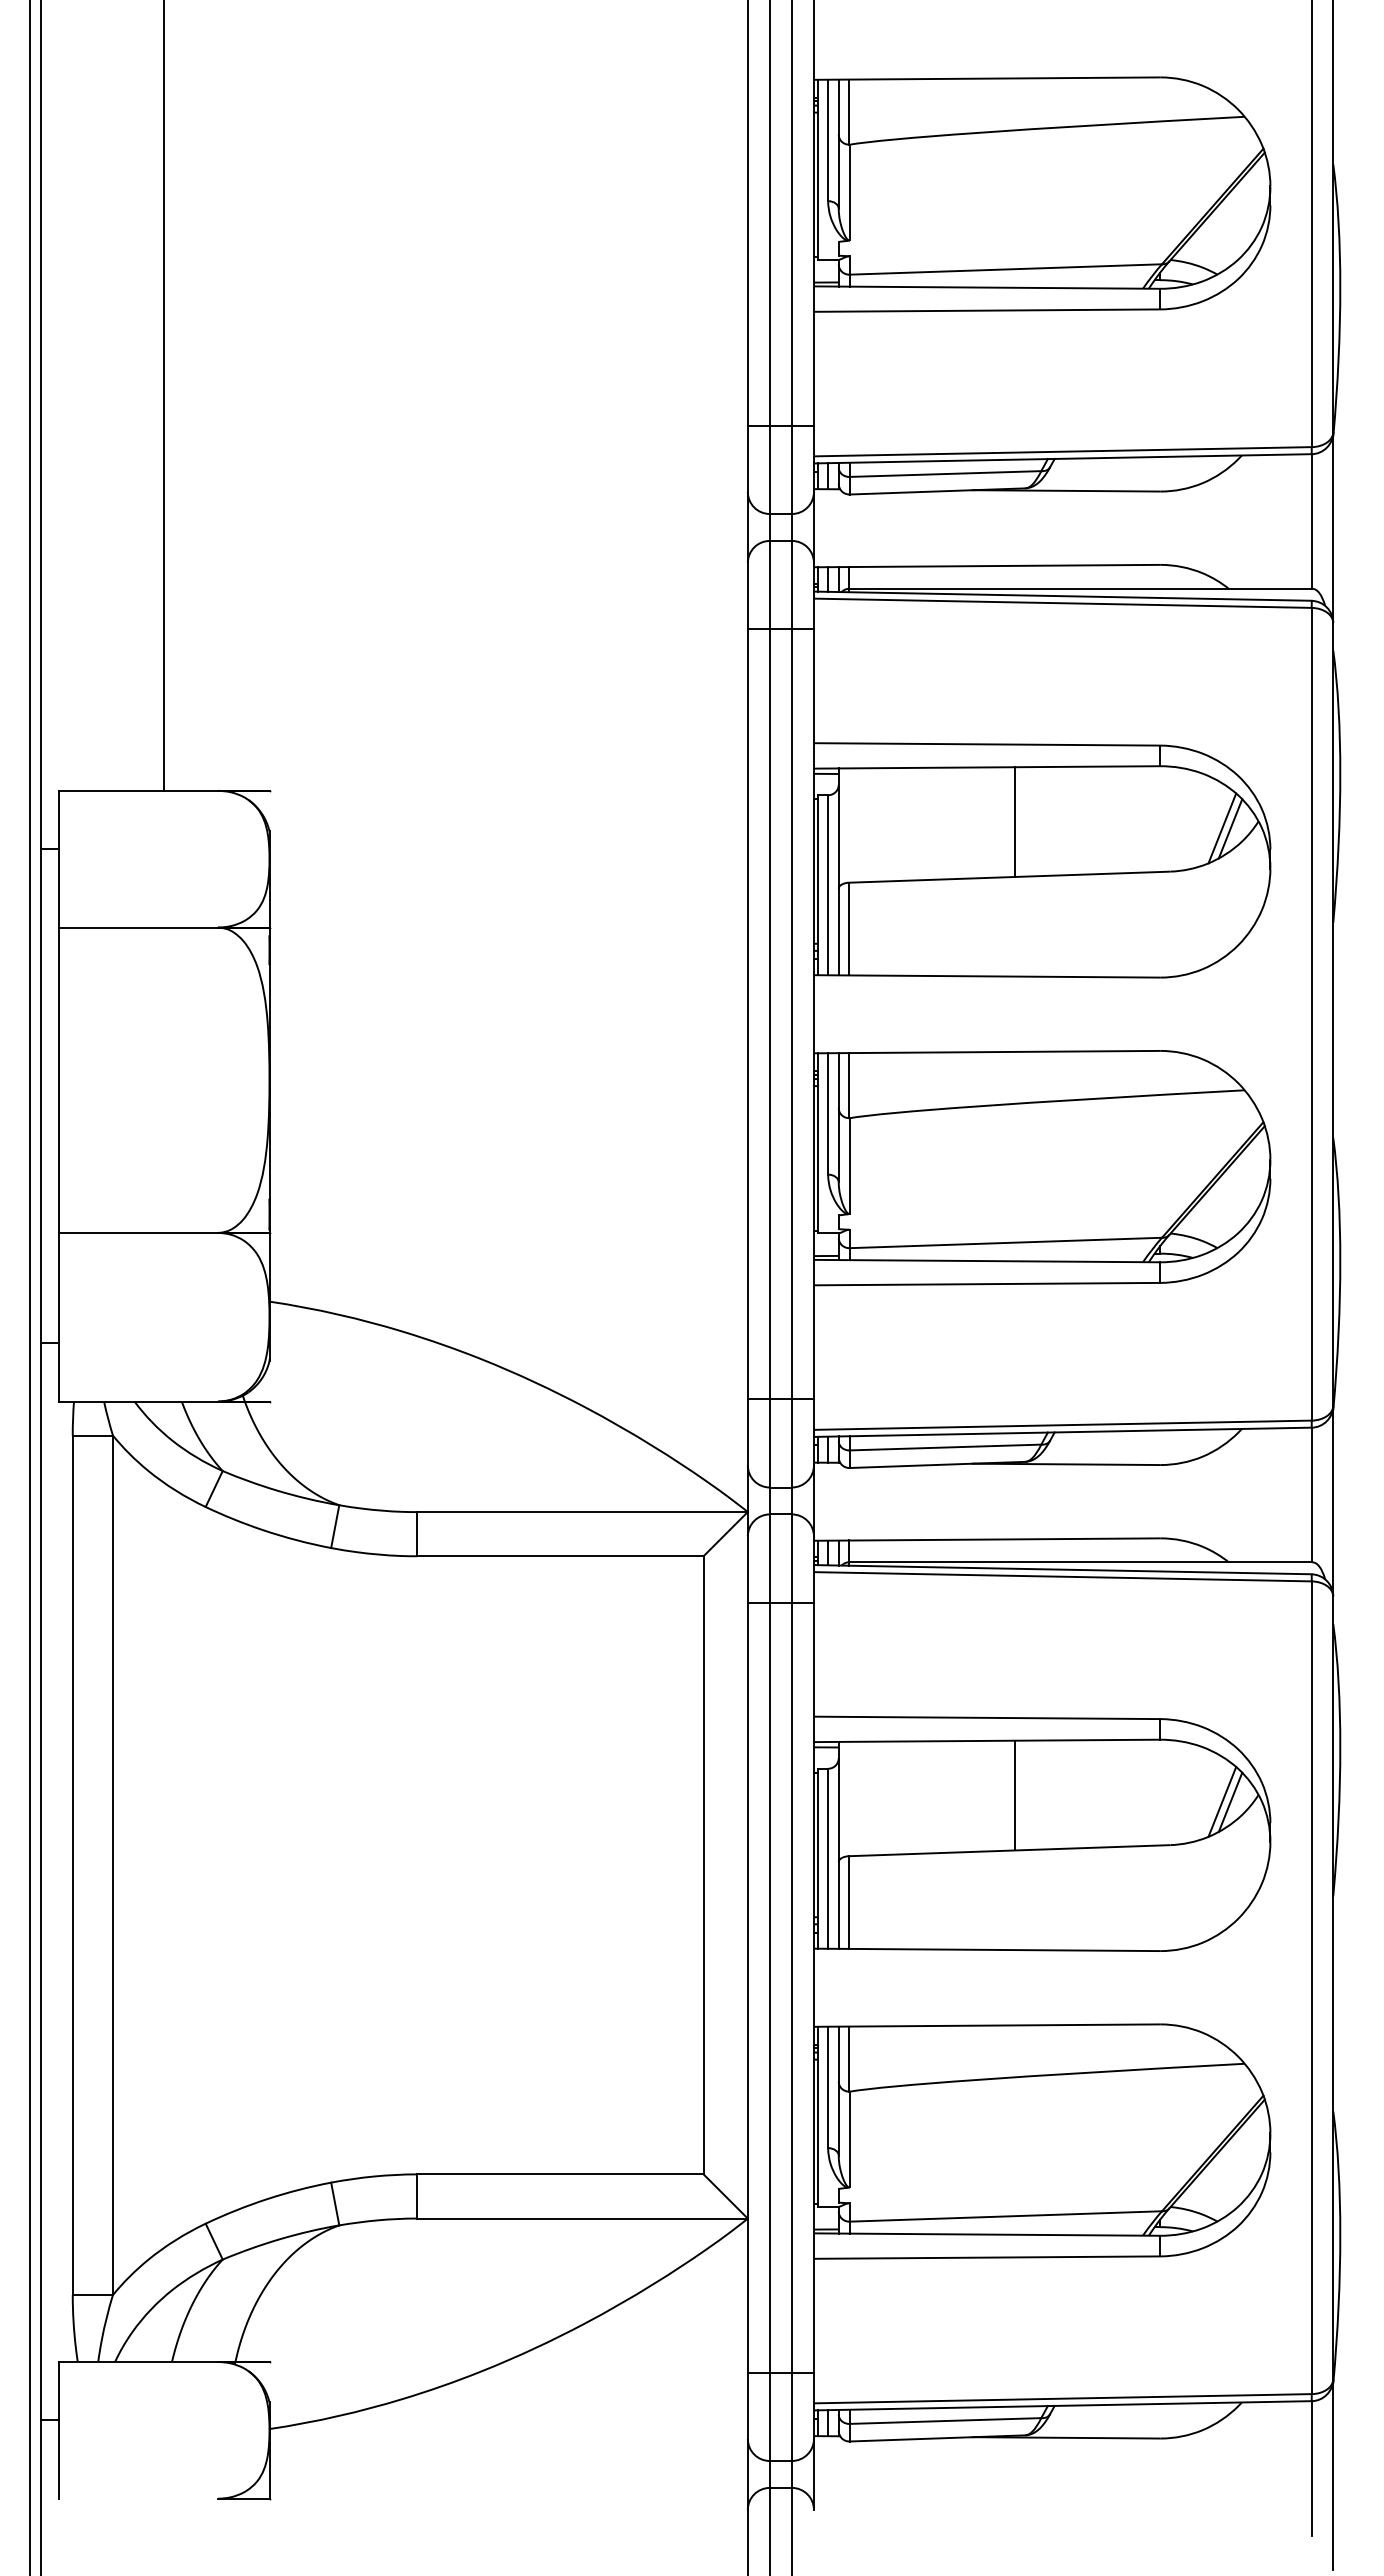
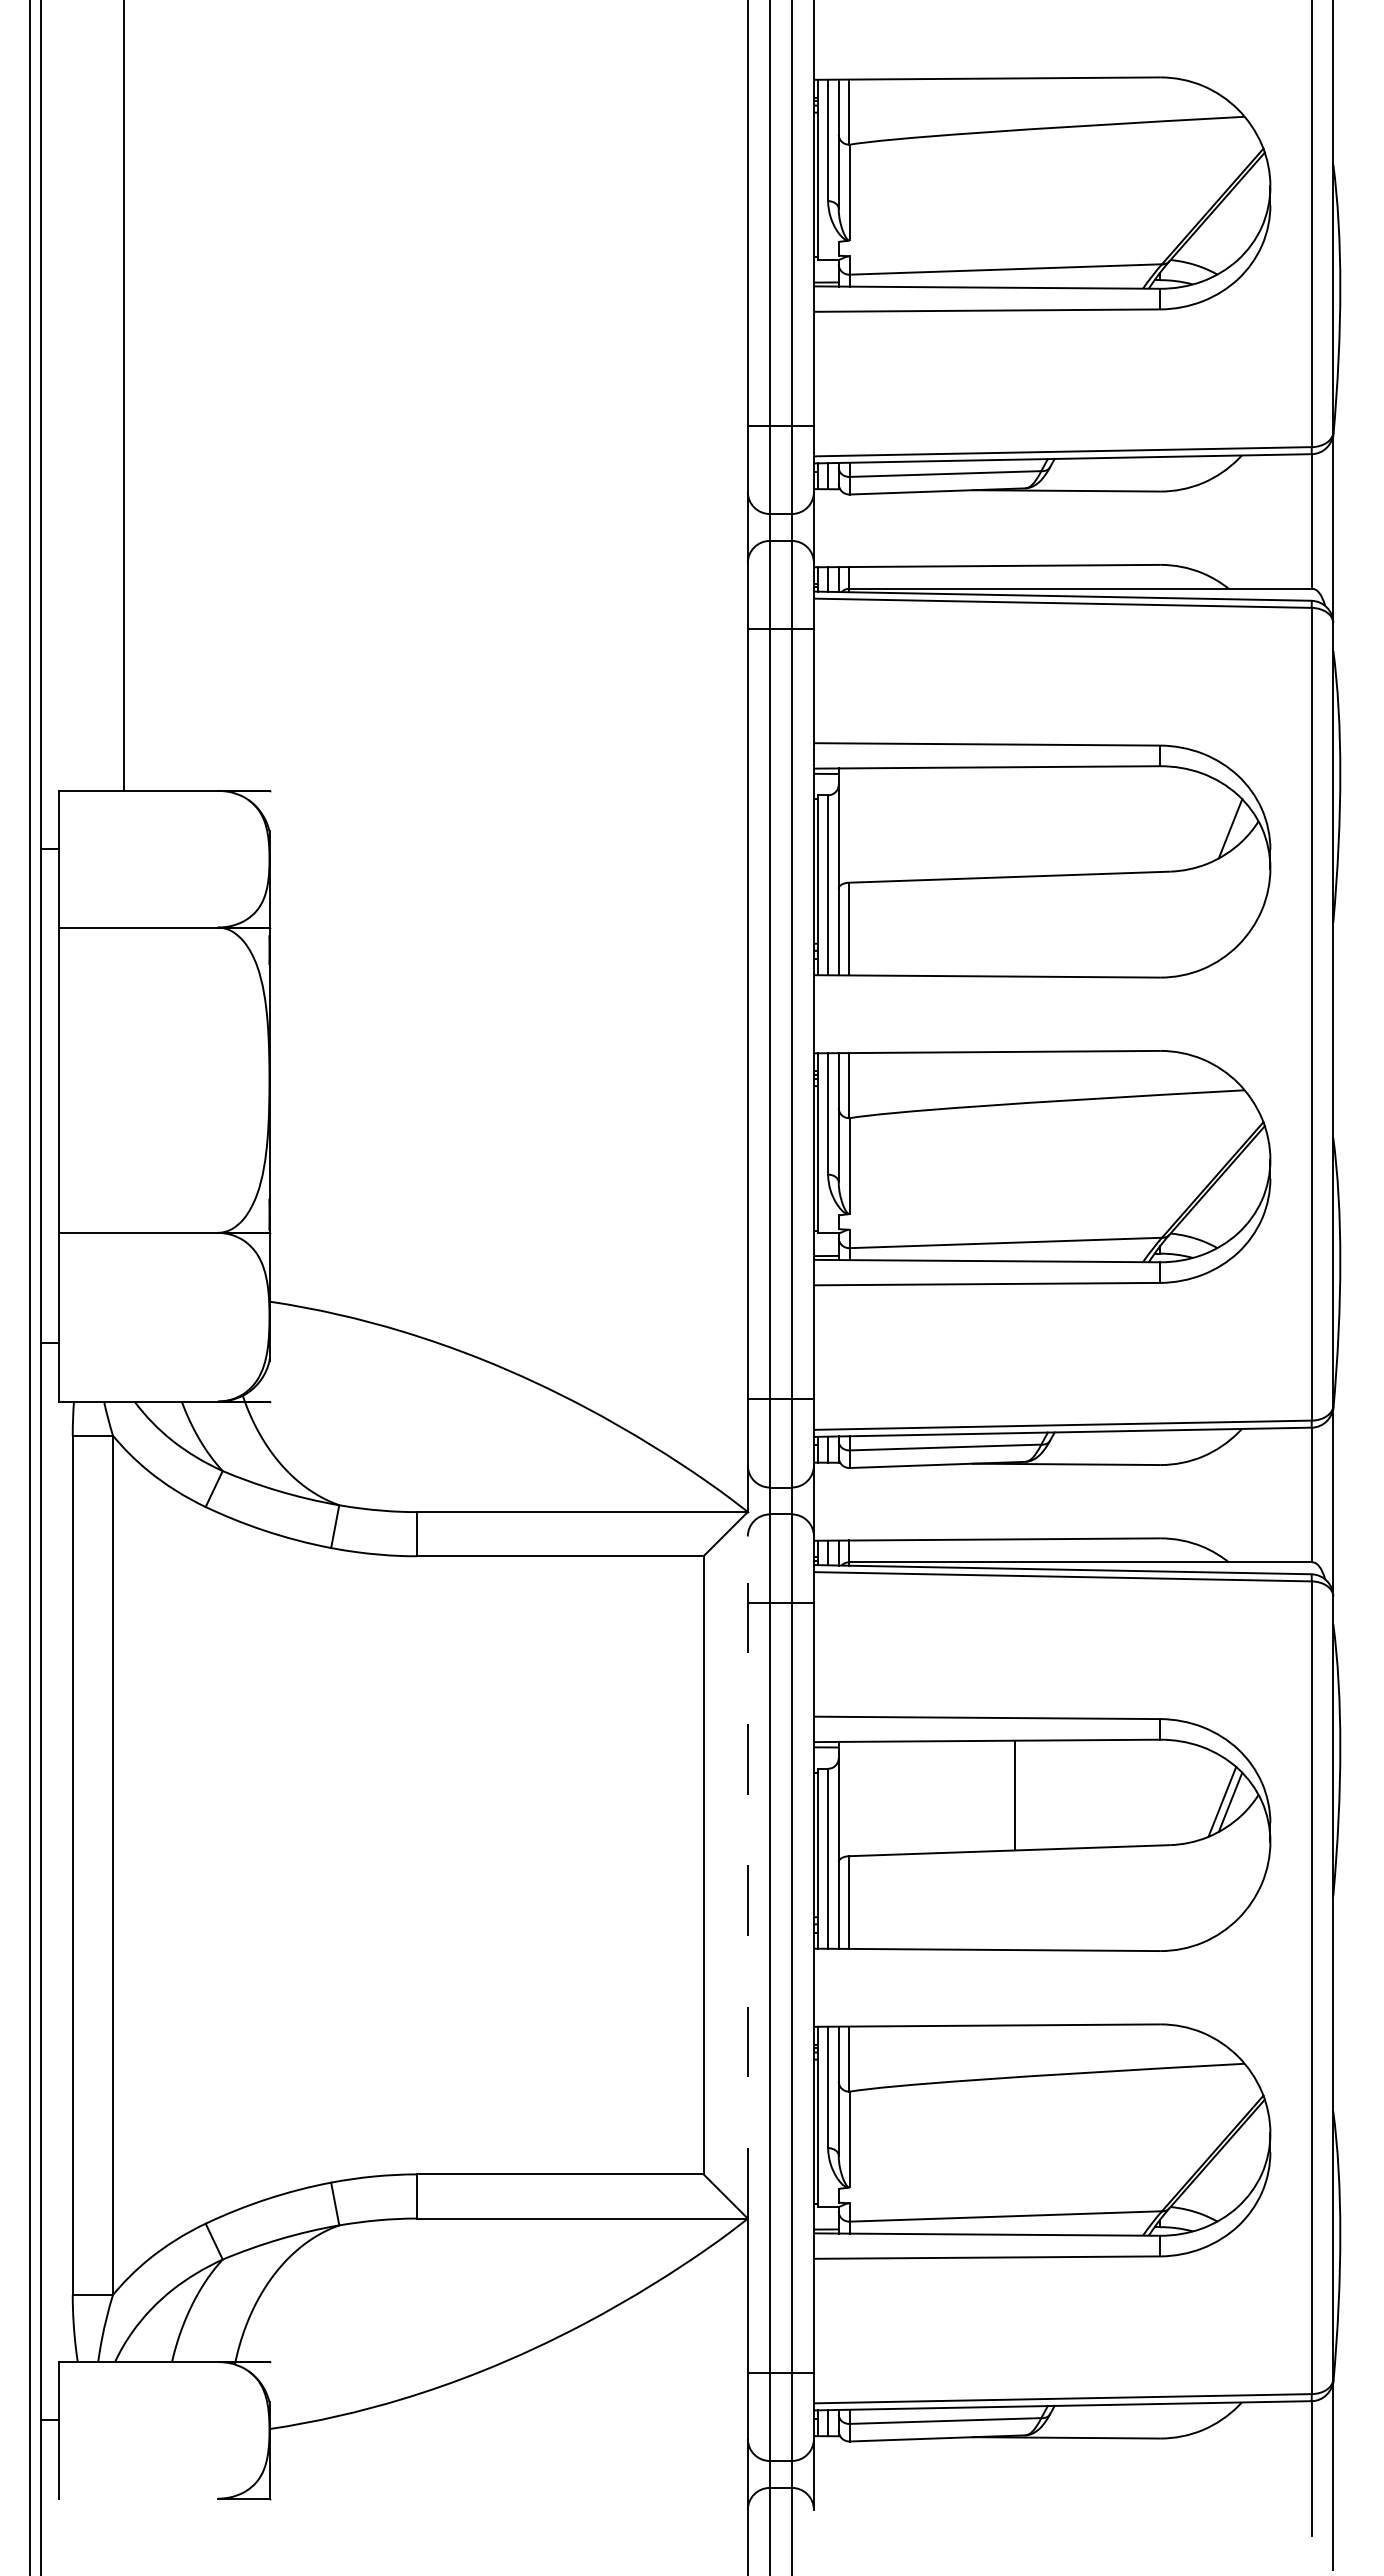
line position: (164, 396) -> (124, 396) (124, 396)
line: present -> none (1015, 821)
line: present -> none (1222, 828)
line: solid -> dashed (747, 1864)
